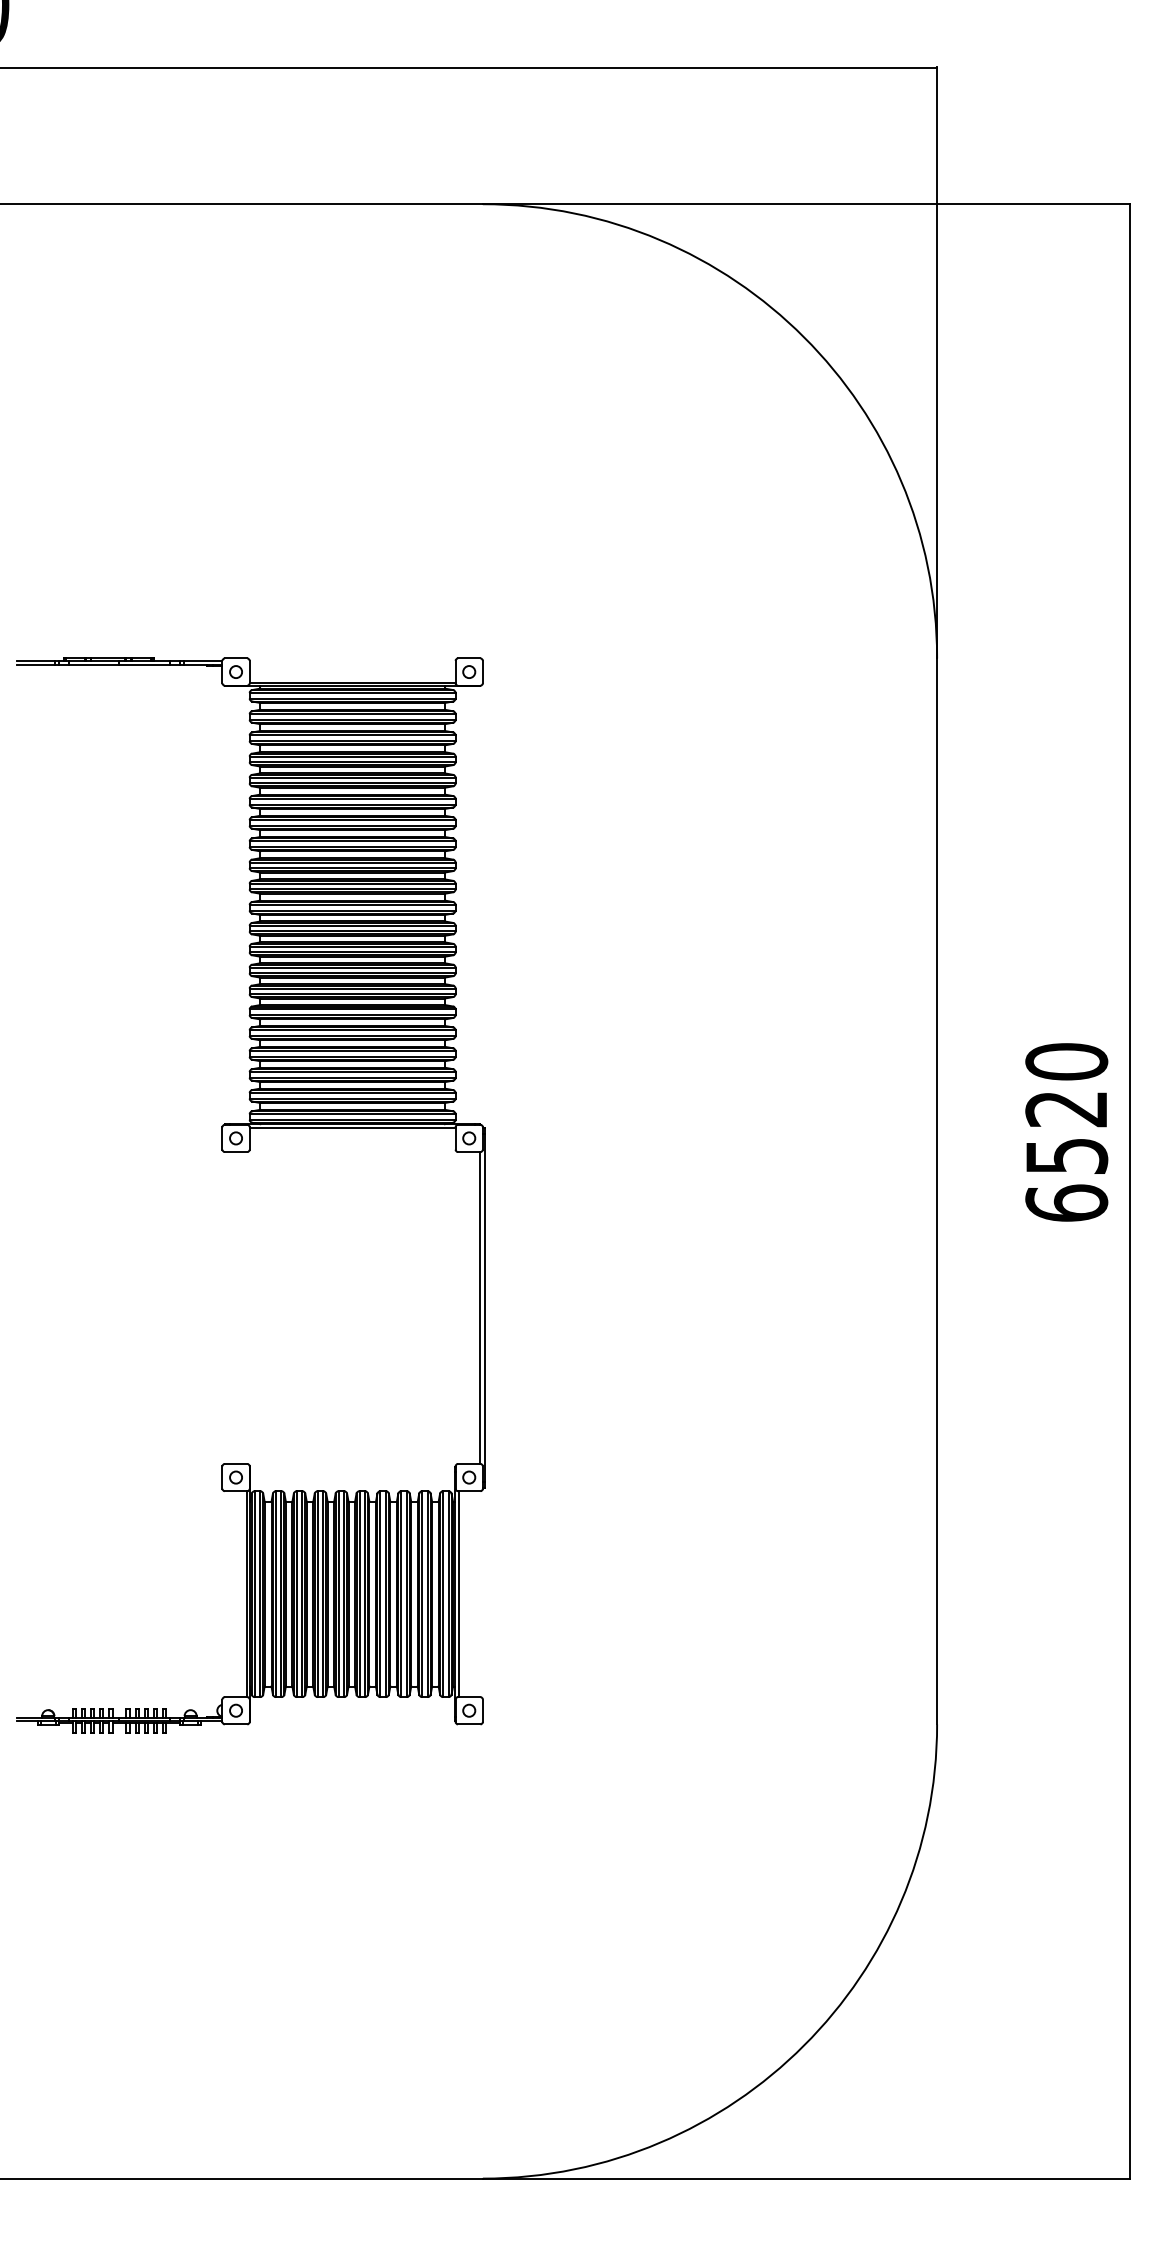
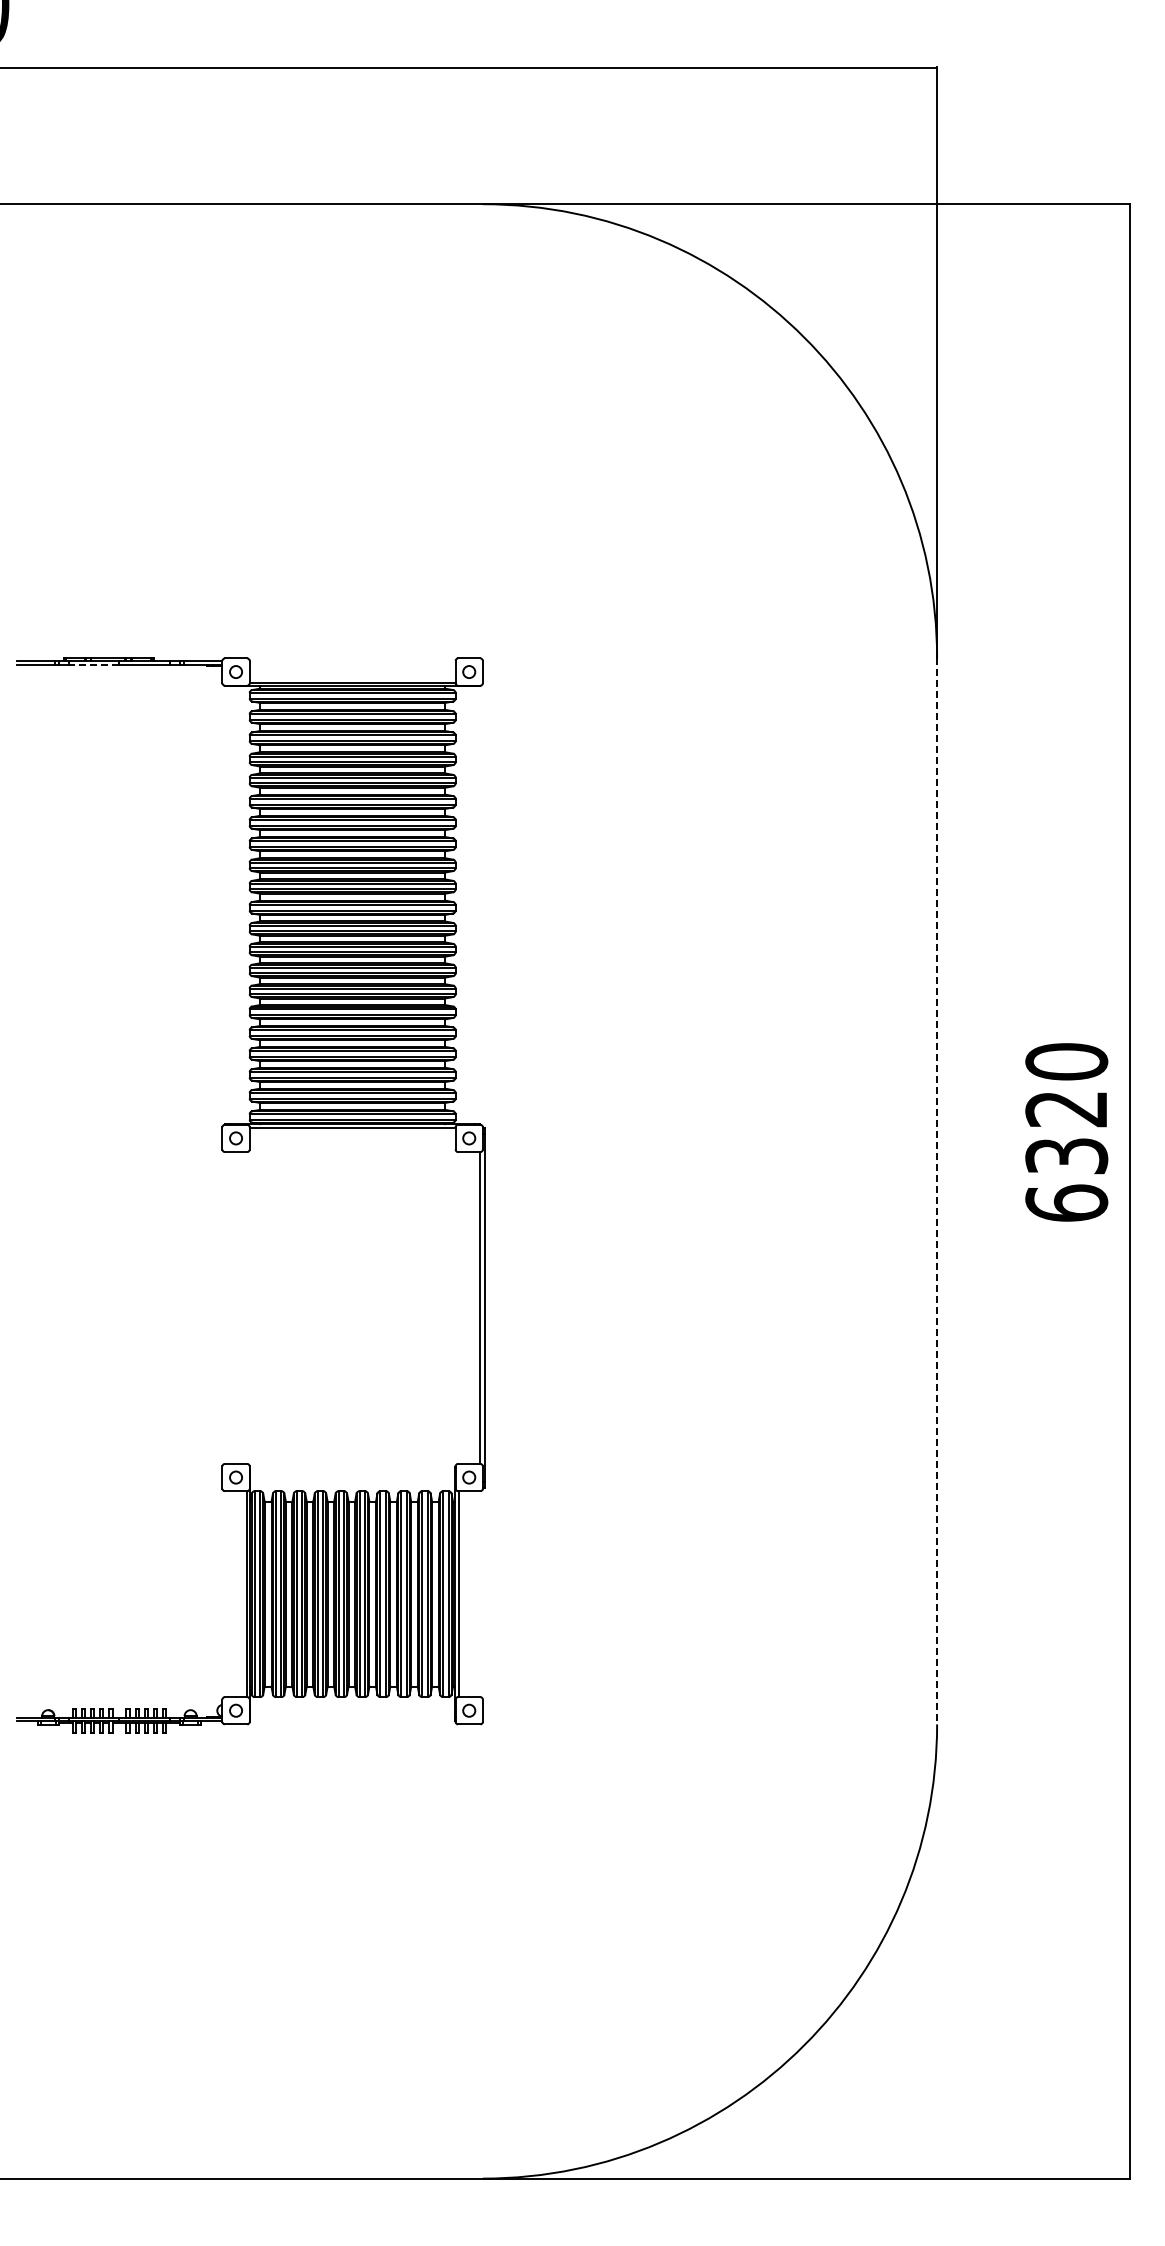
line: solid -> dashed (93, 665)
text: 6520 -> 6320 (1066, 1155)
line: solid -> dashed (937, 1191)
